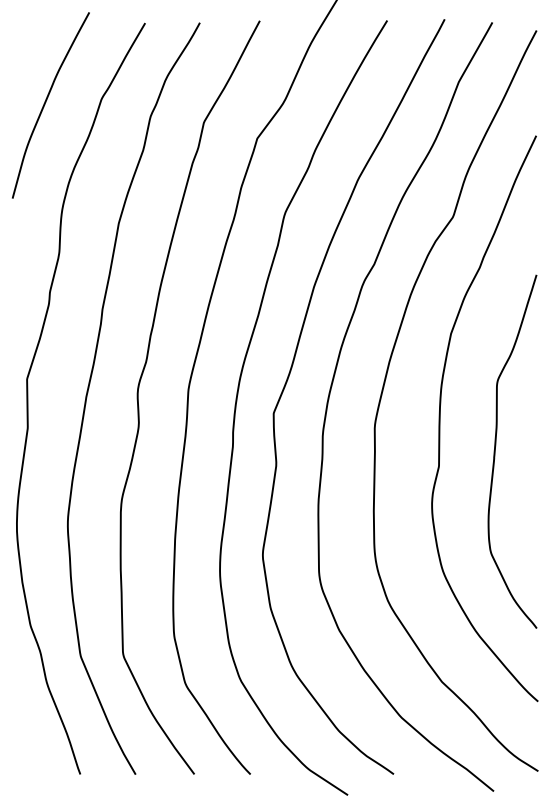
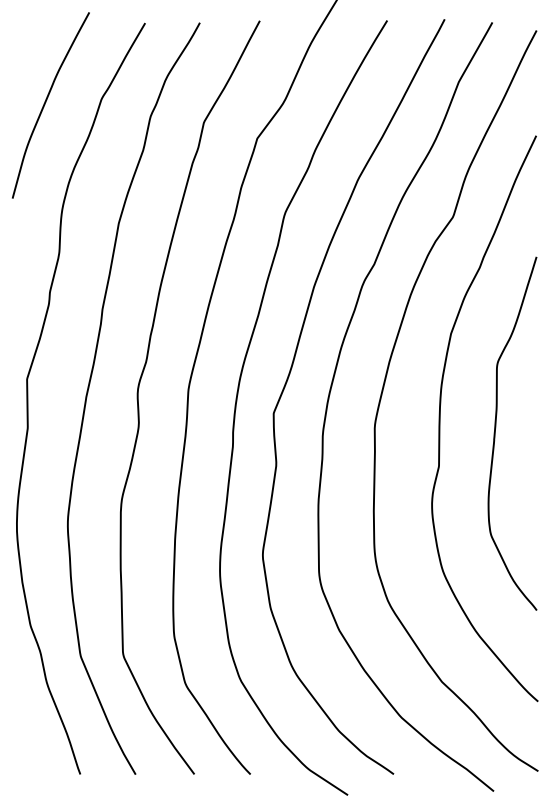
curve position: (495, 451) -> (495, 433) (495, 433)
